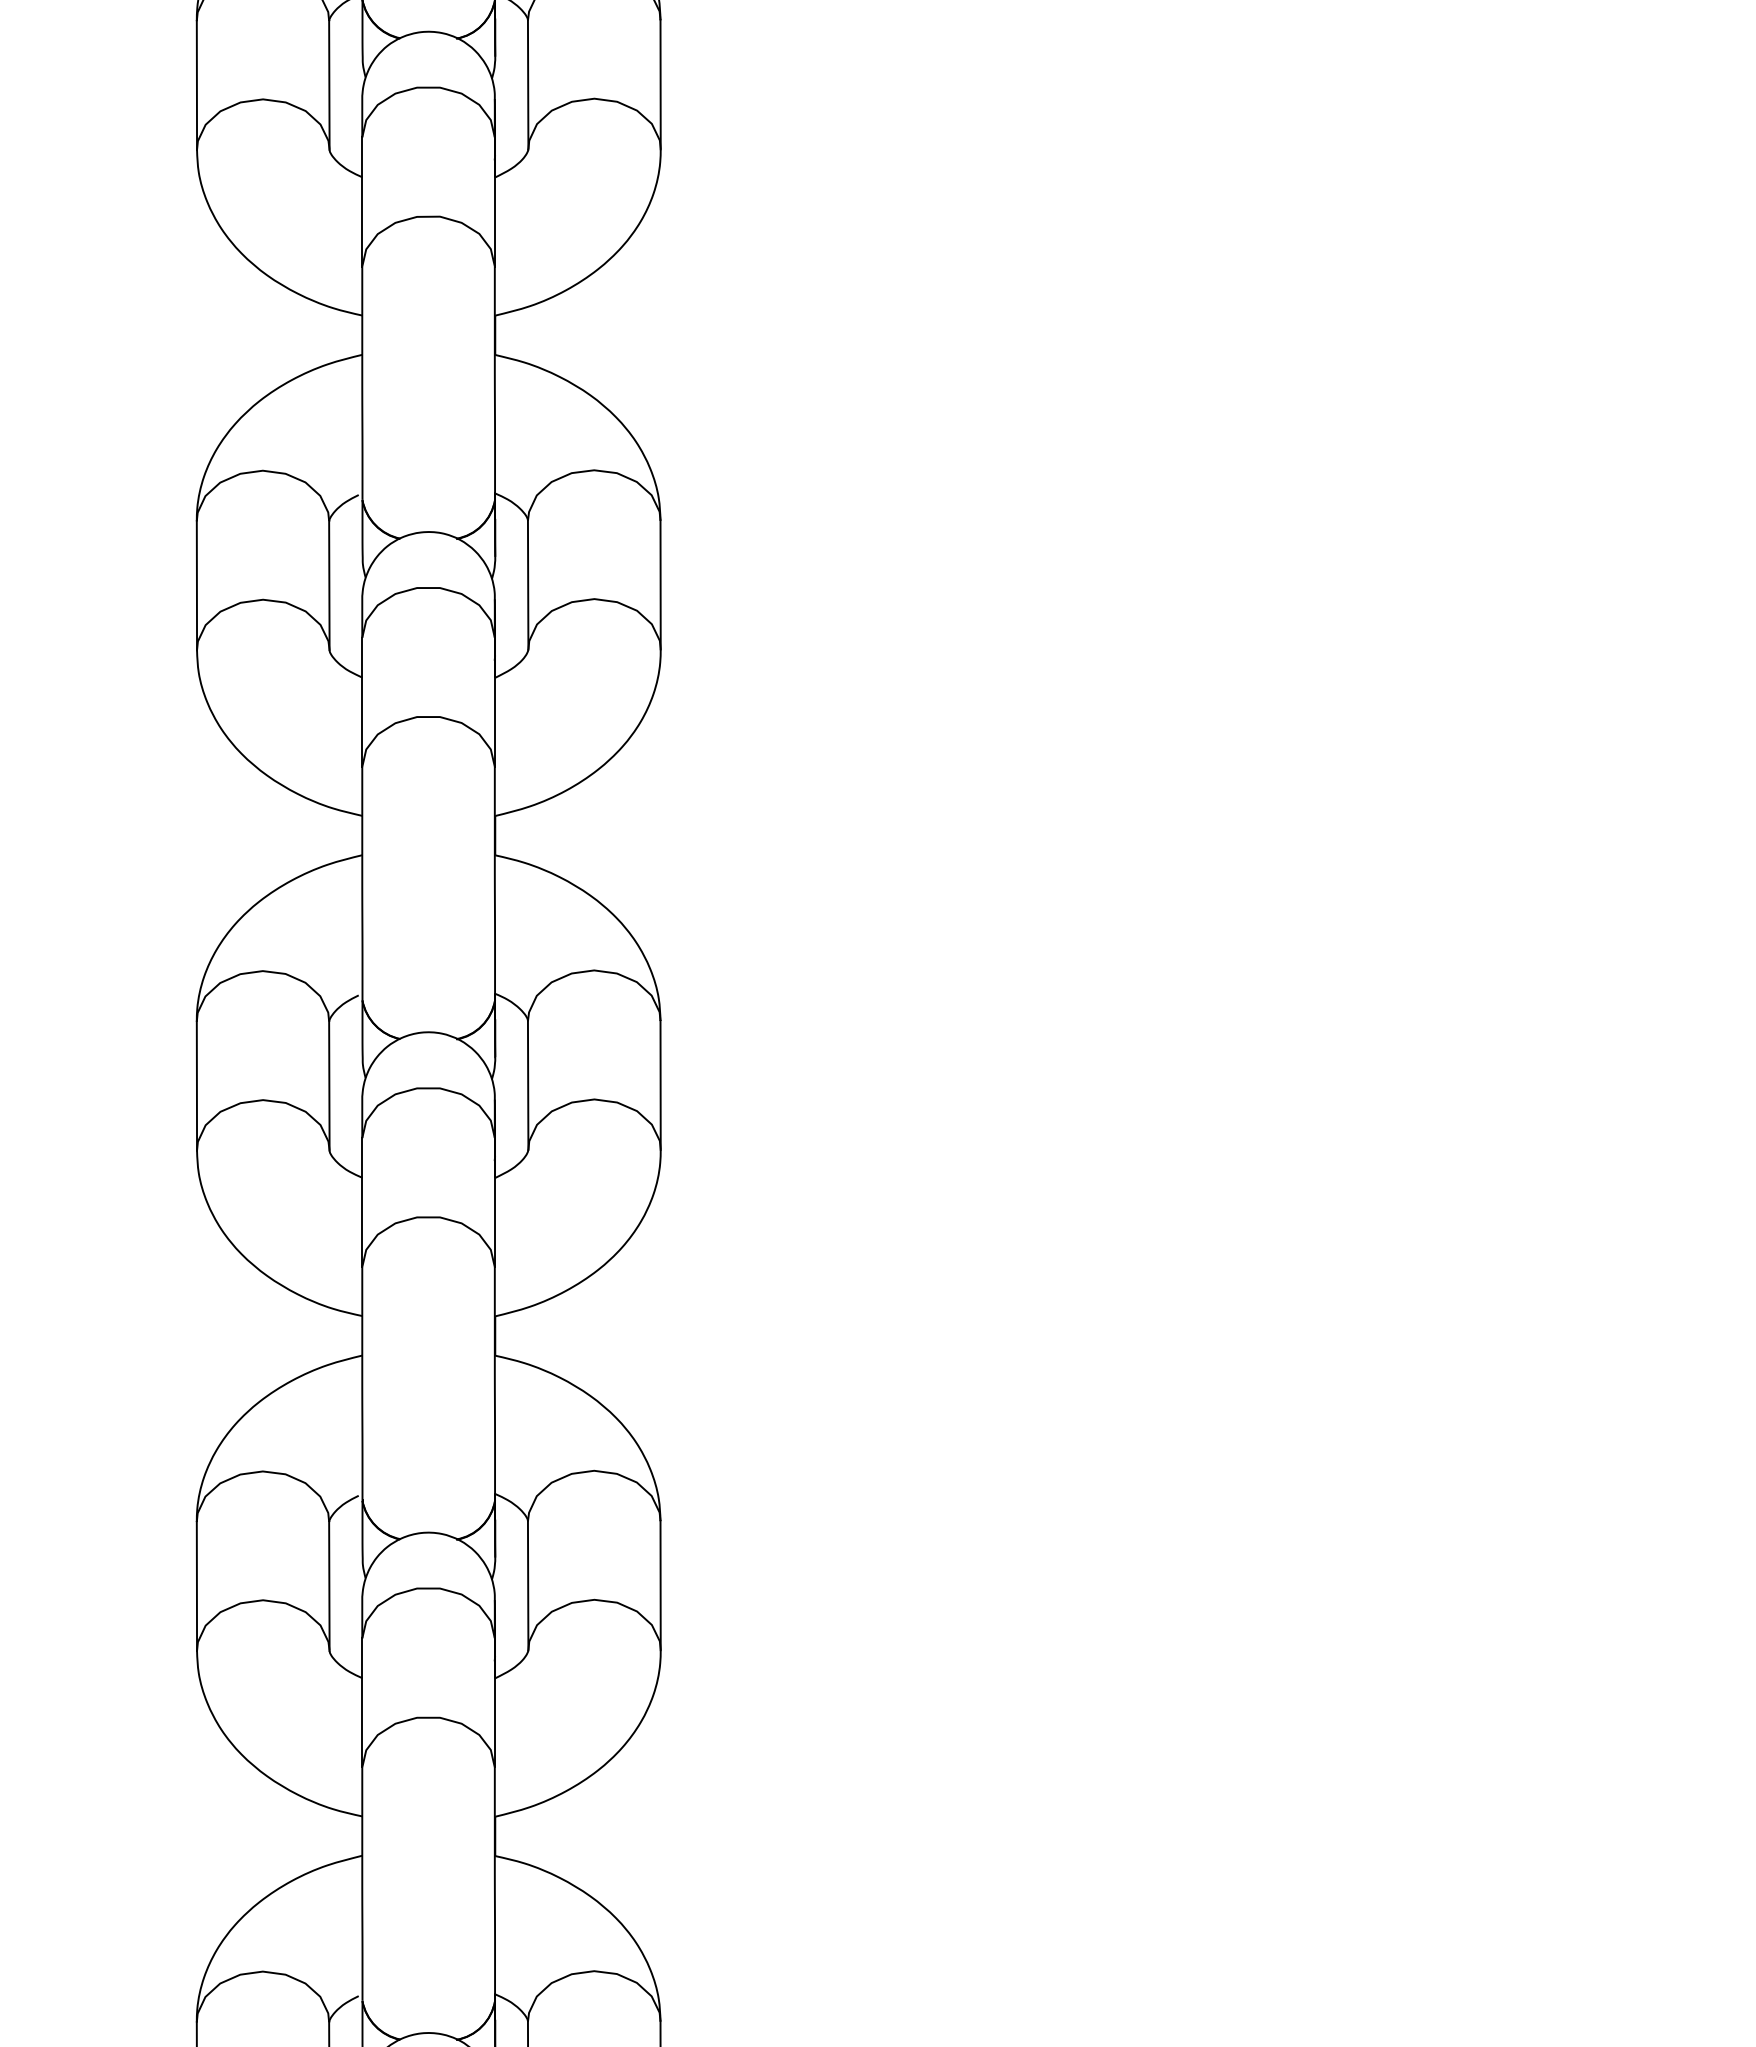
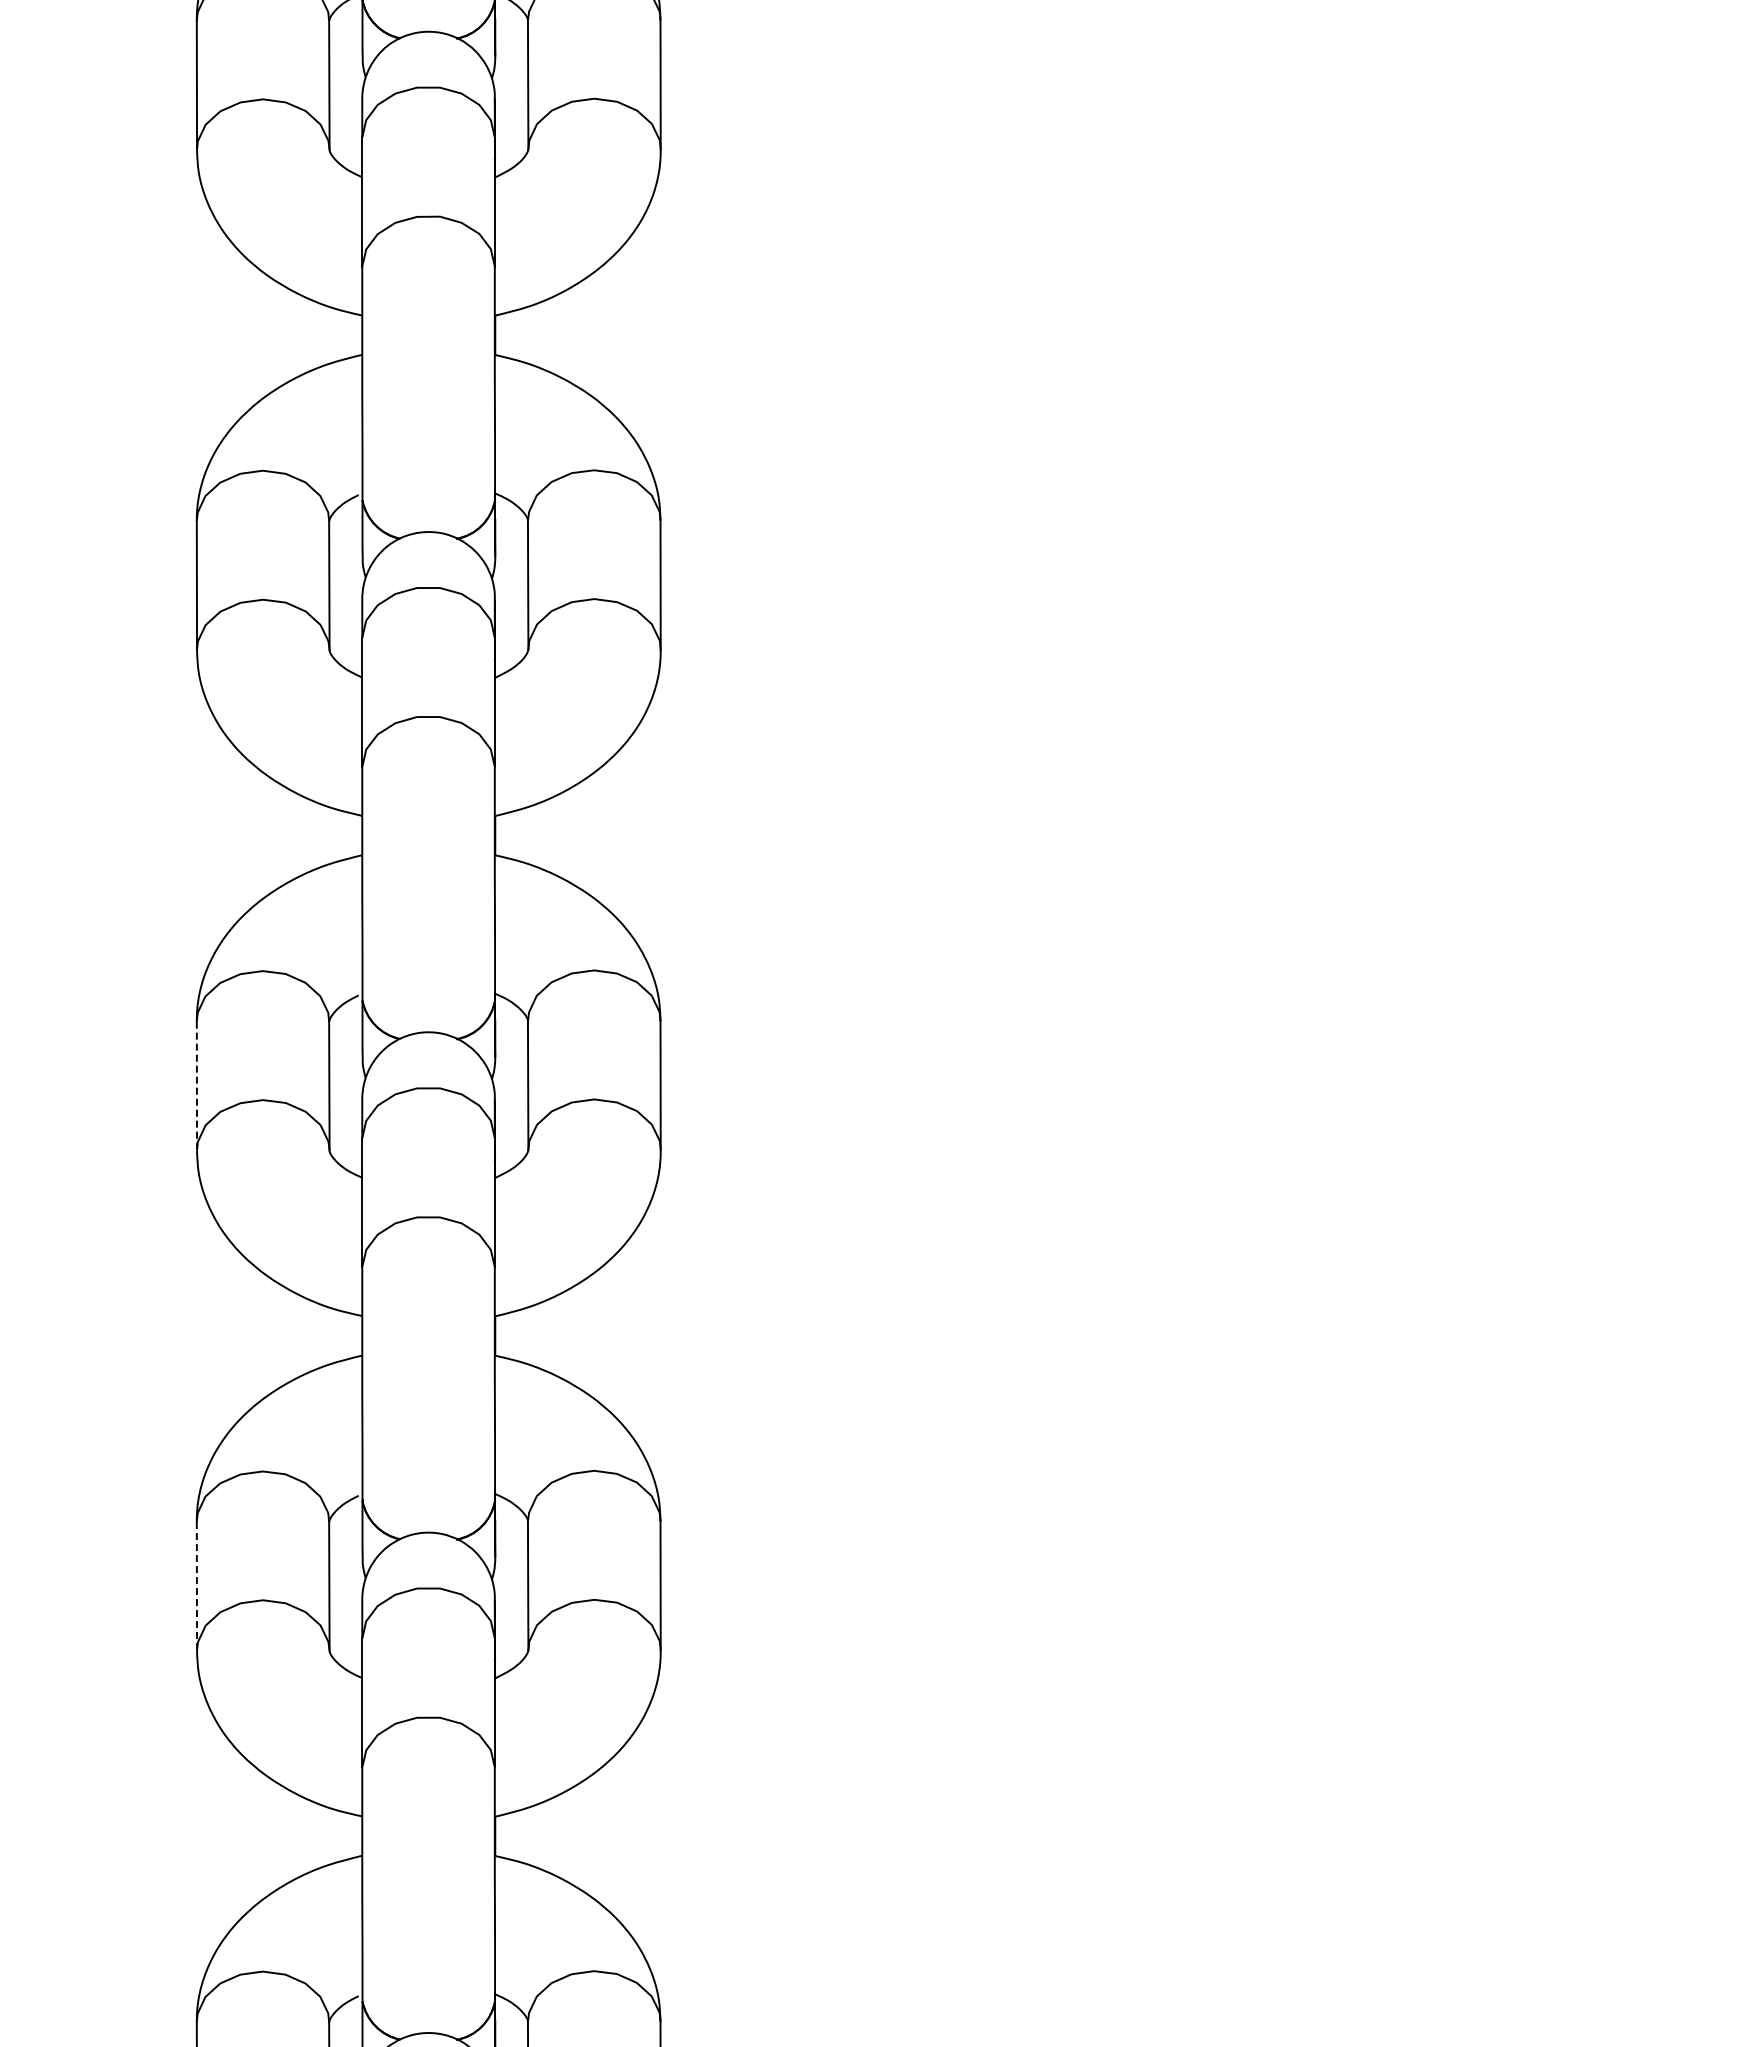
line: solid -> dashed (196, 1086)
line: solid -> dashed (196, 1586)
